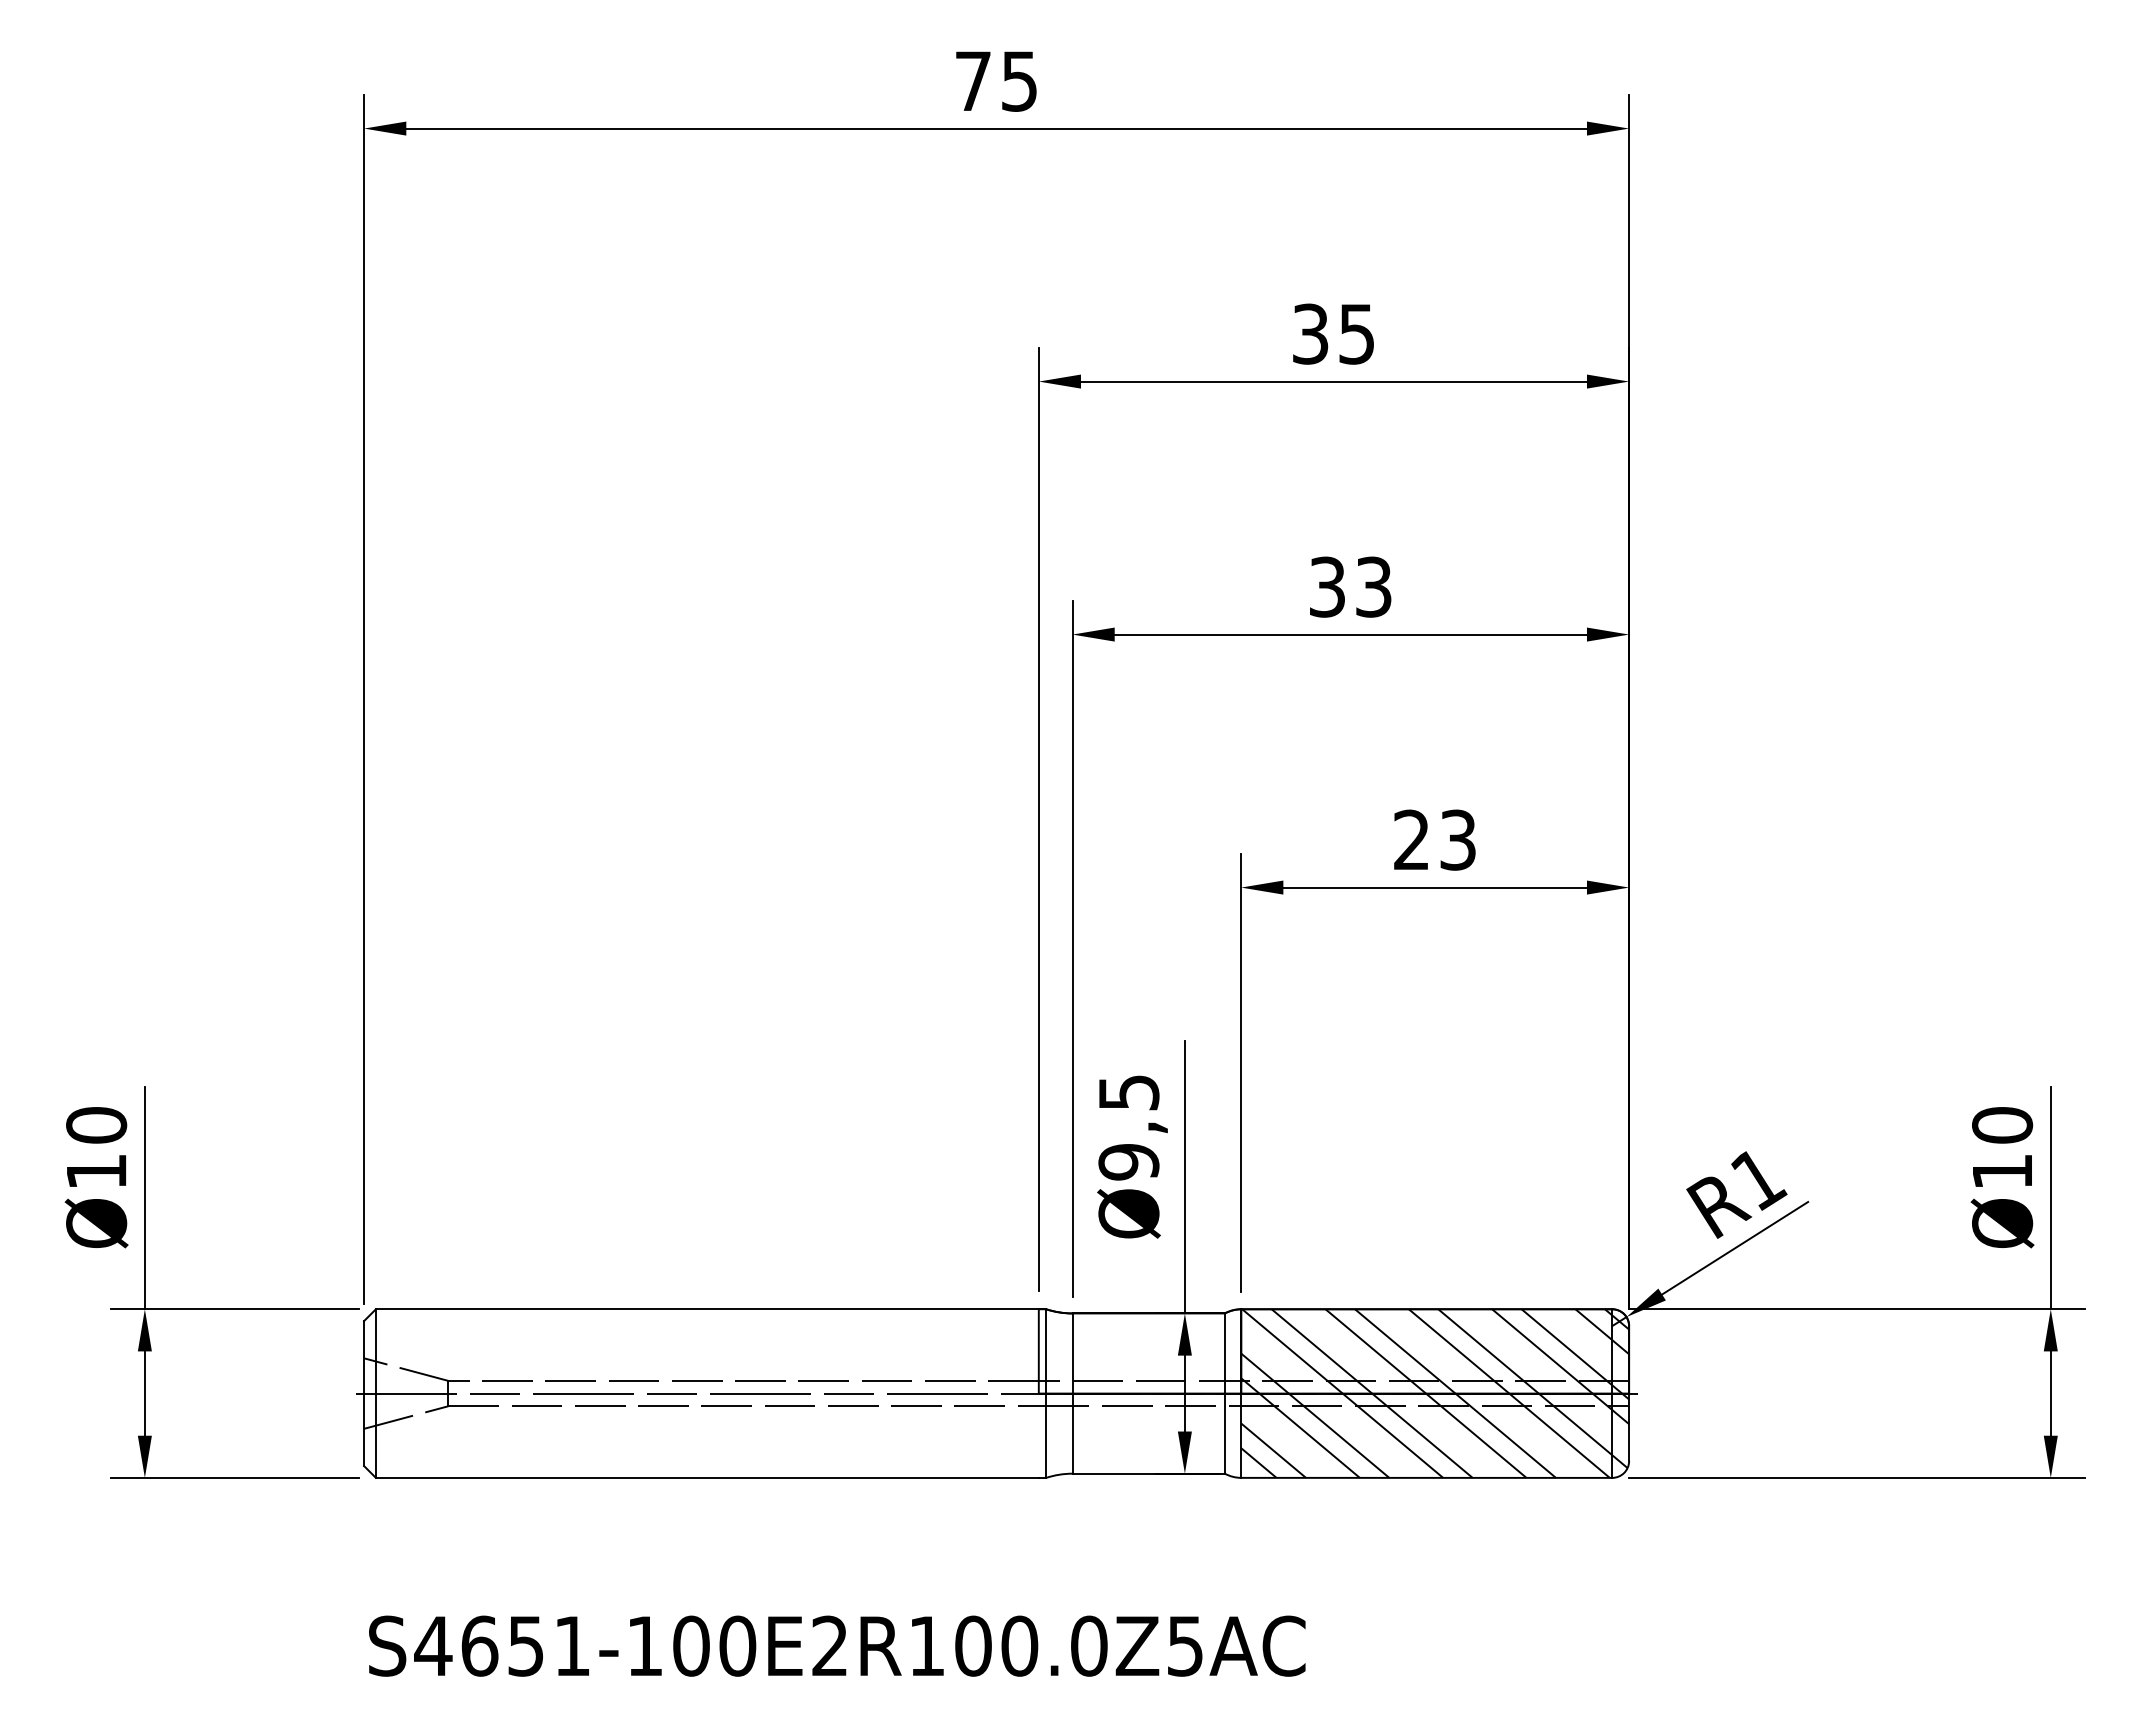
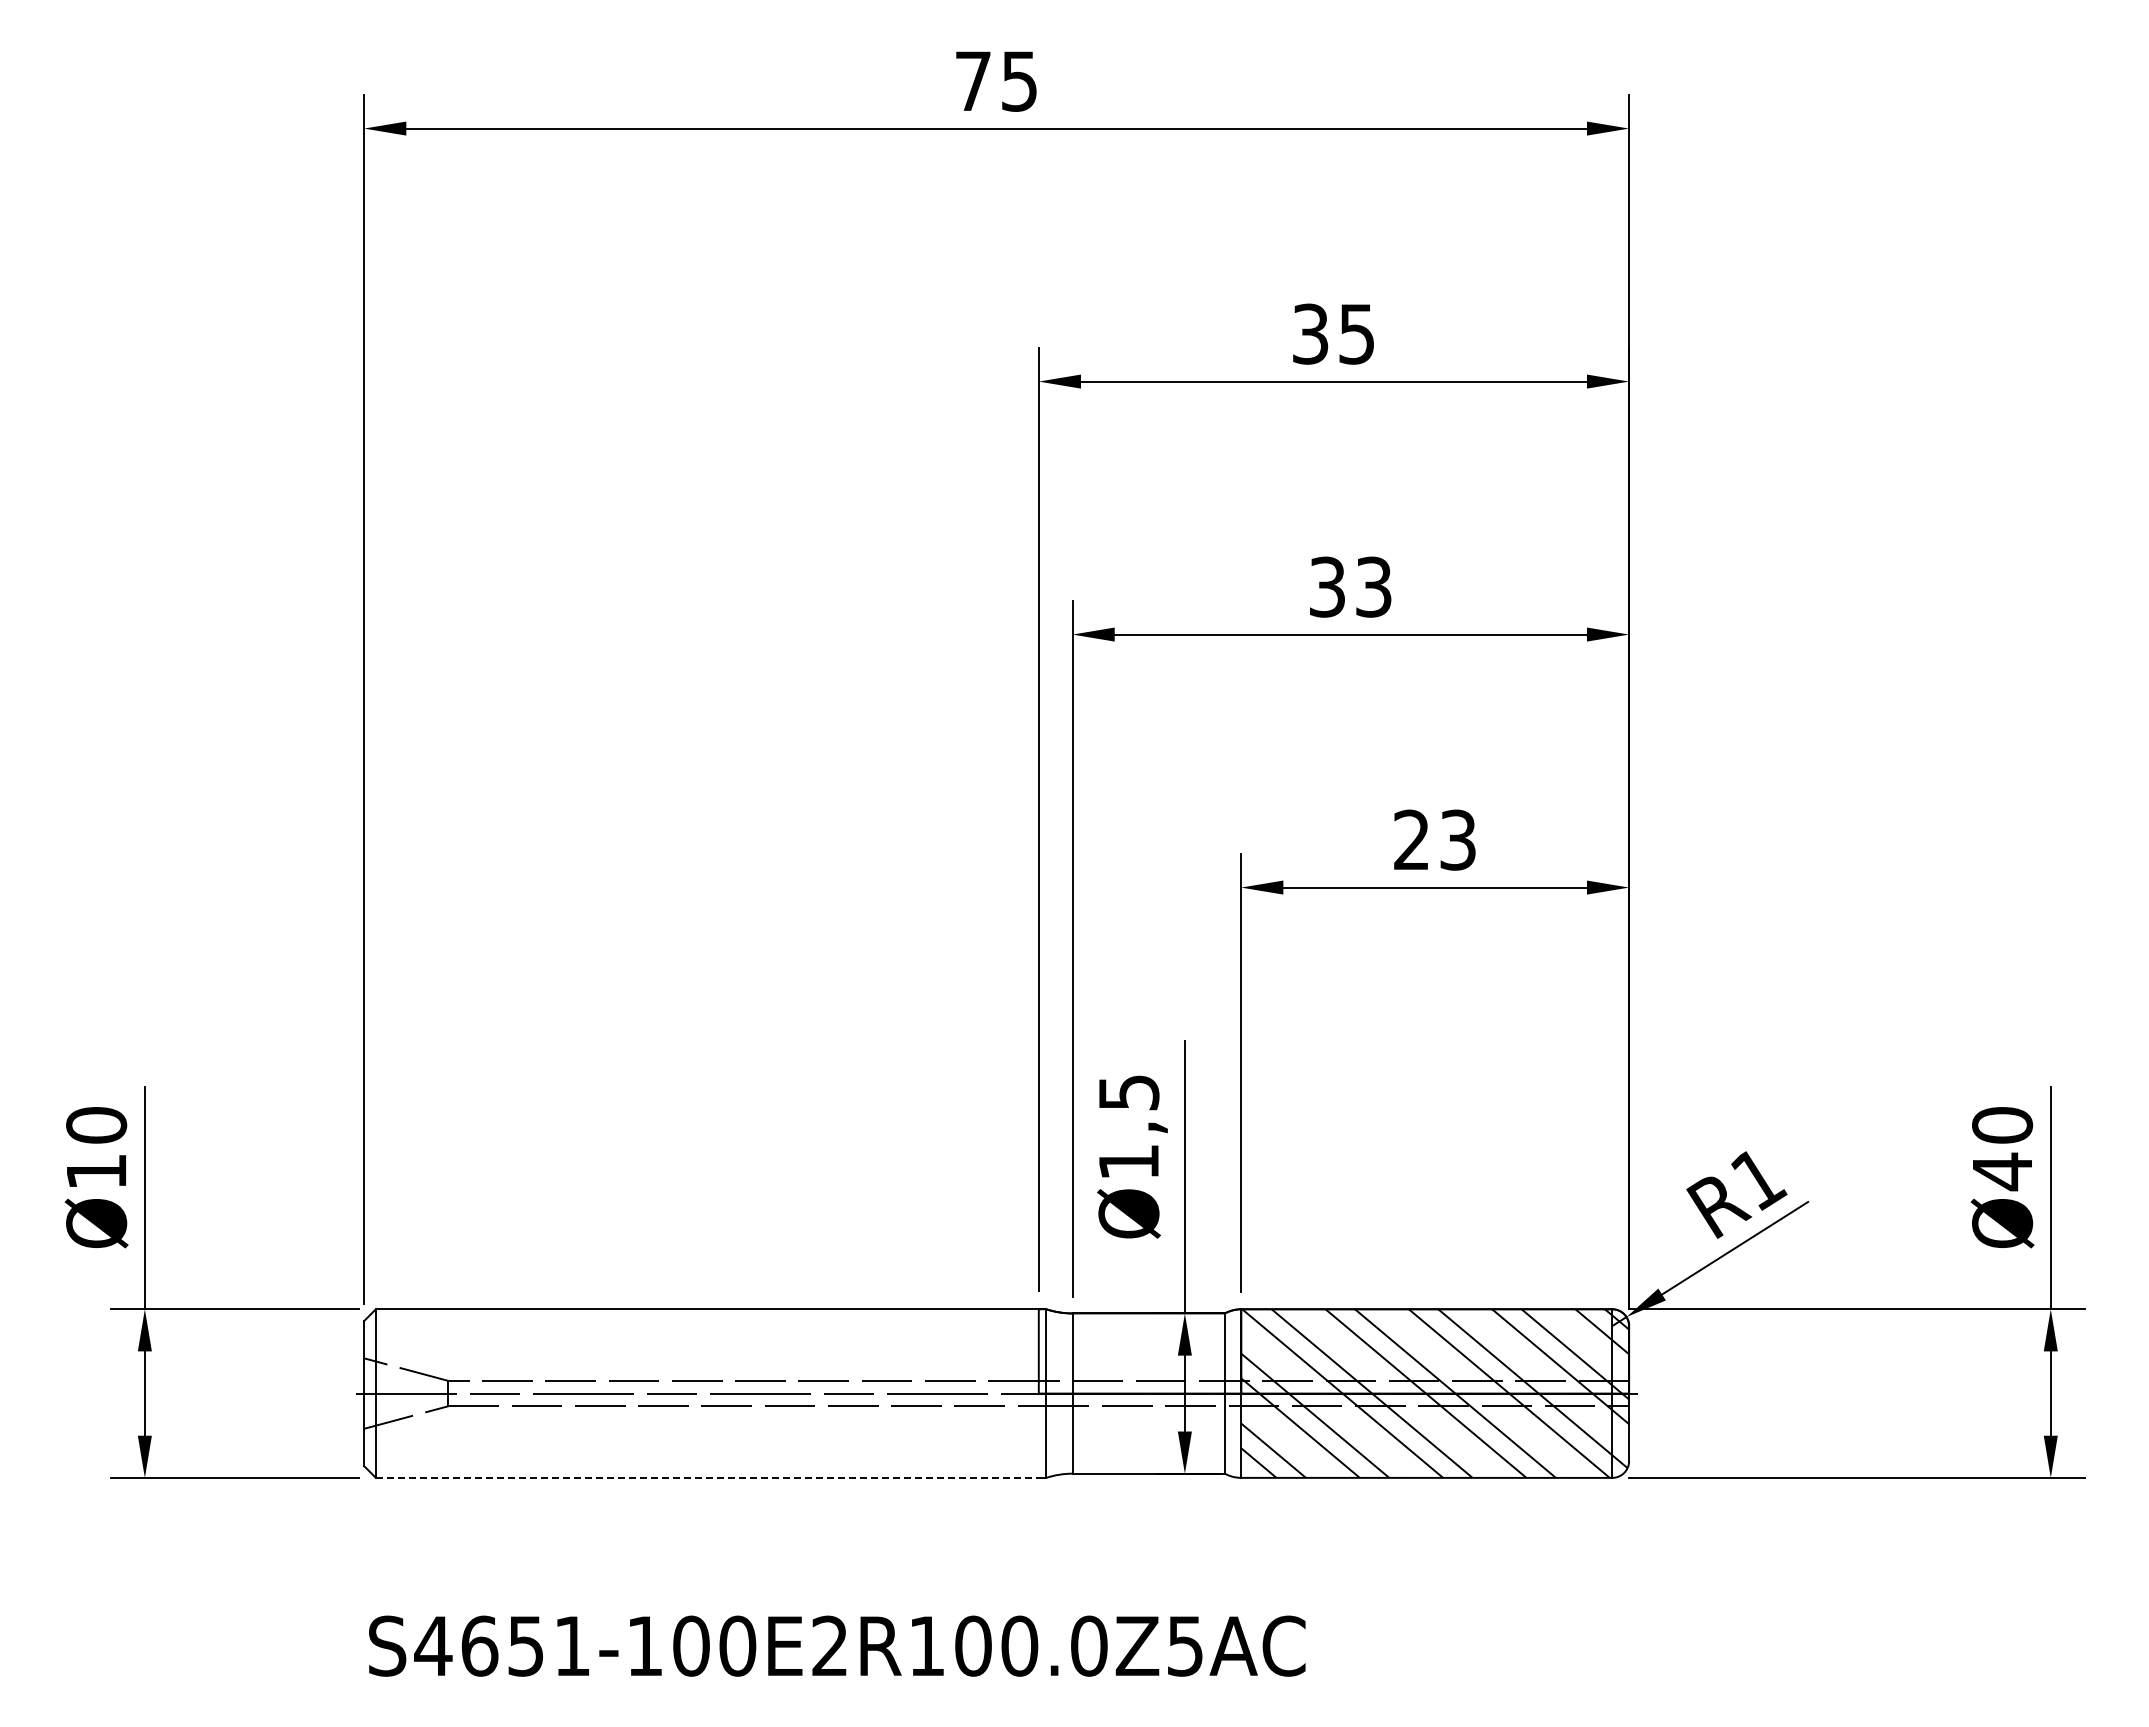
text: Ø9,5 -> Ø1,5 (1128, 1162)
text: Ø10 -> Ø40 (2002, 1171)
line: solid -> dashed (707, 1477)
